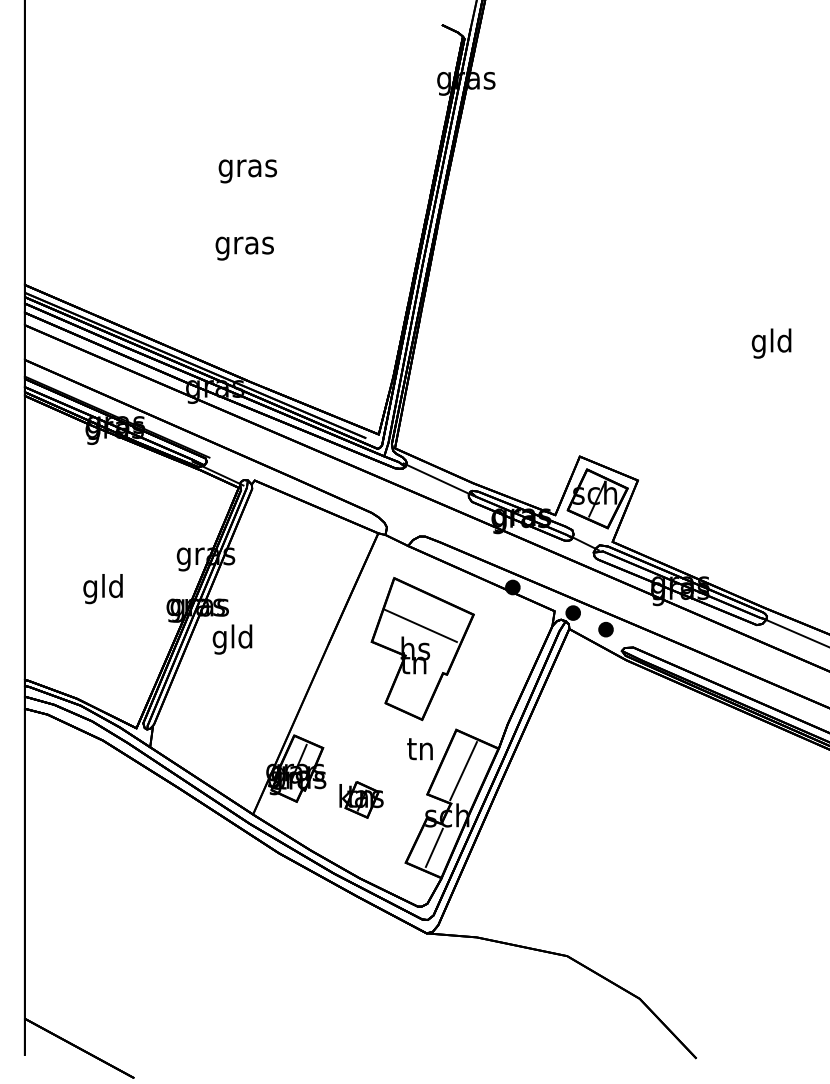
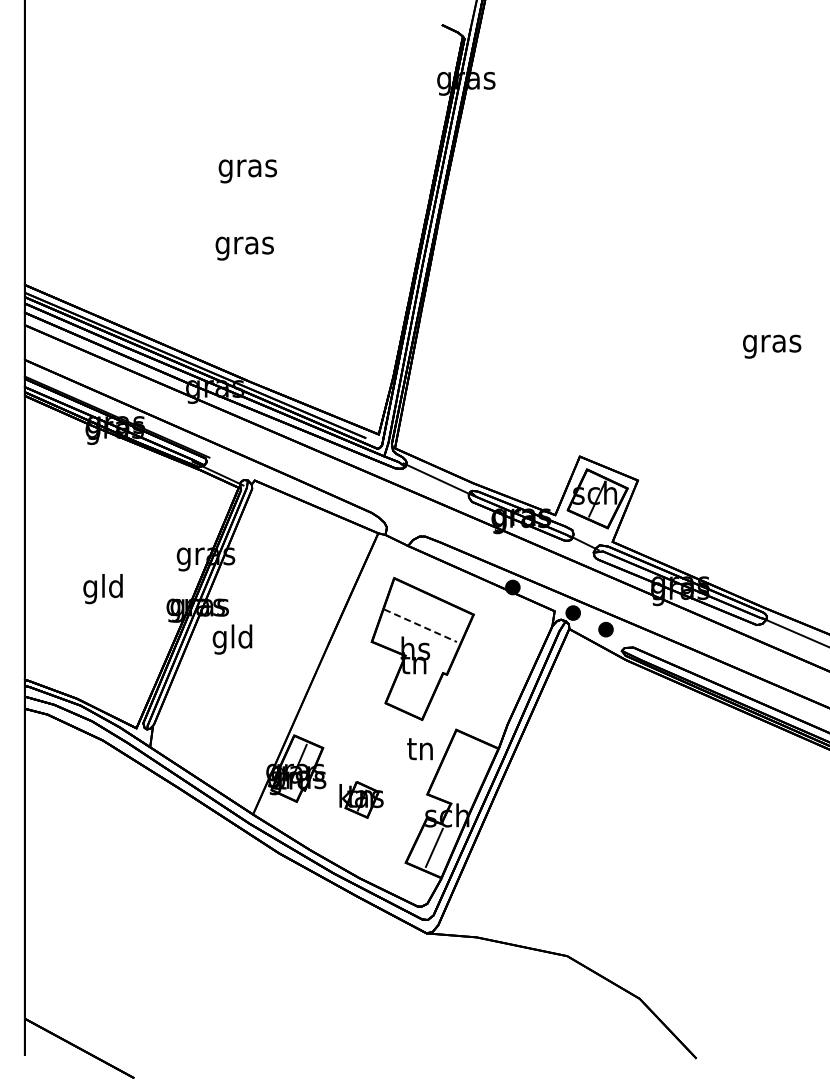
text: gld -> gras (772, 343)
line: solid -> dashed (420, 625)
line: present -> none (463, 771)
